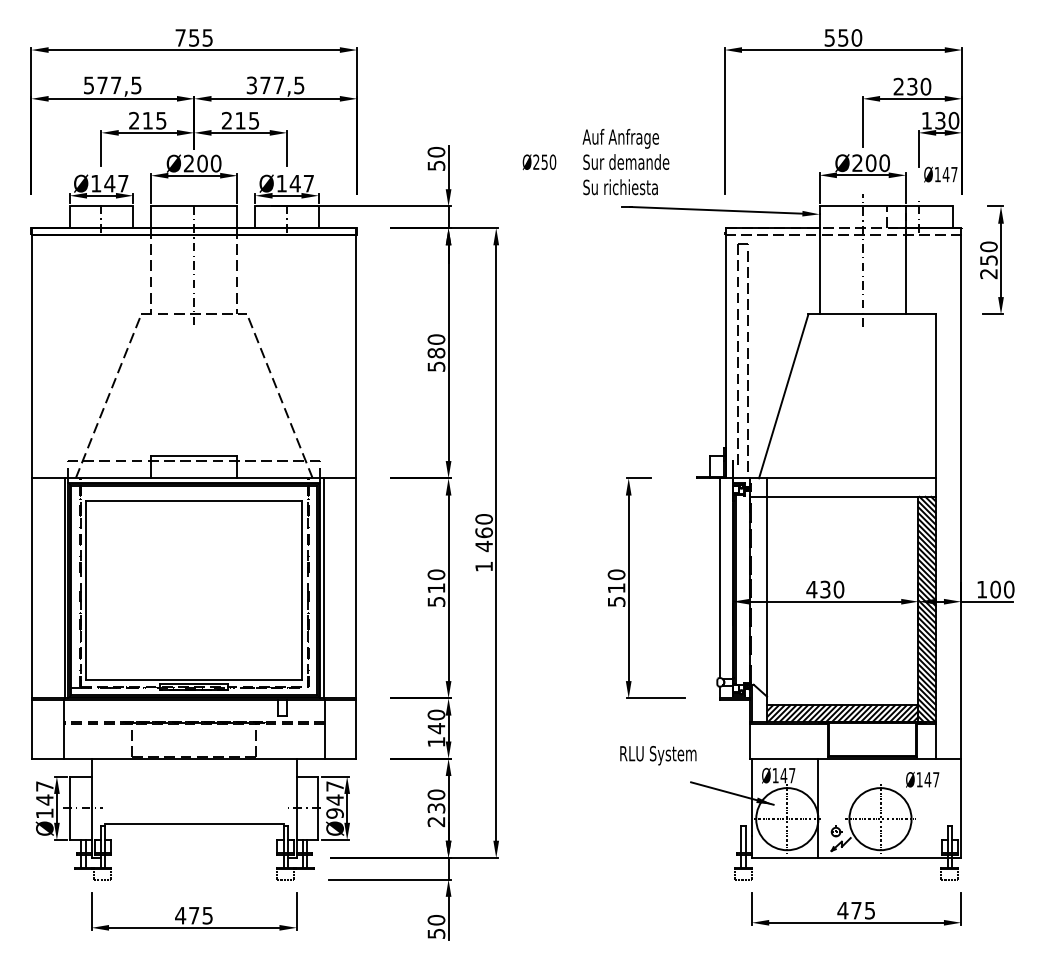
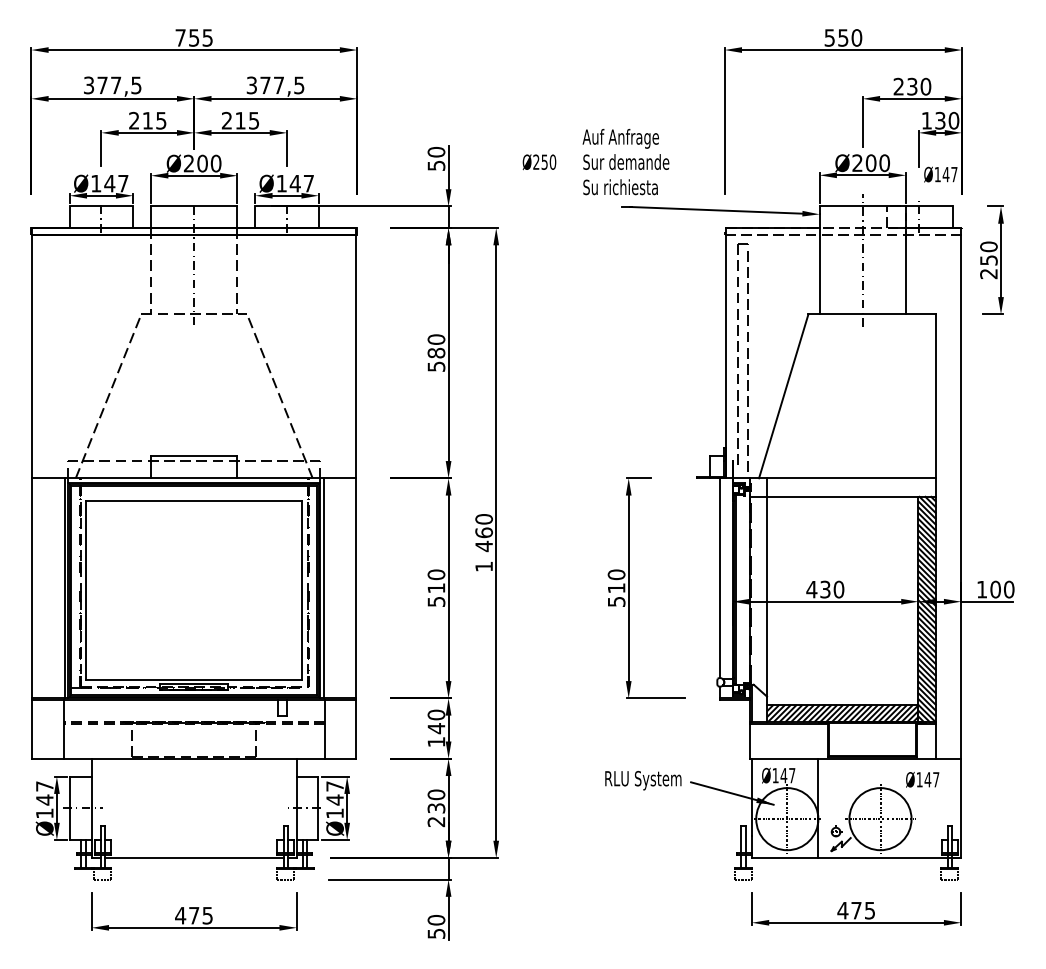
text: 577,5 -> 377,5 (89, 84)
text position: (658, 755) -> (643, 780) (643, 780)
text: Ø947 -> Ø147 (334, 813)
line position: (193, 823) -> (193, 857) (193, 857)
